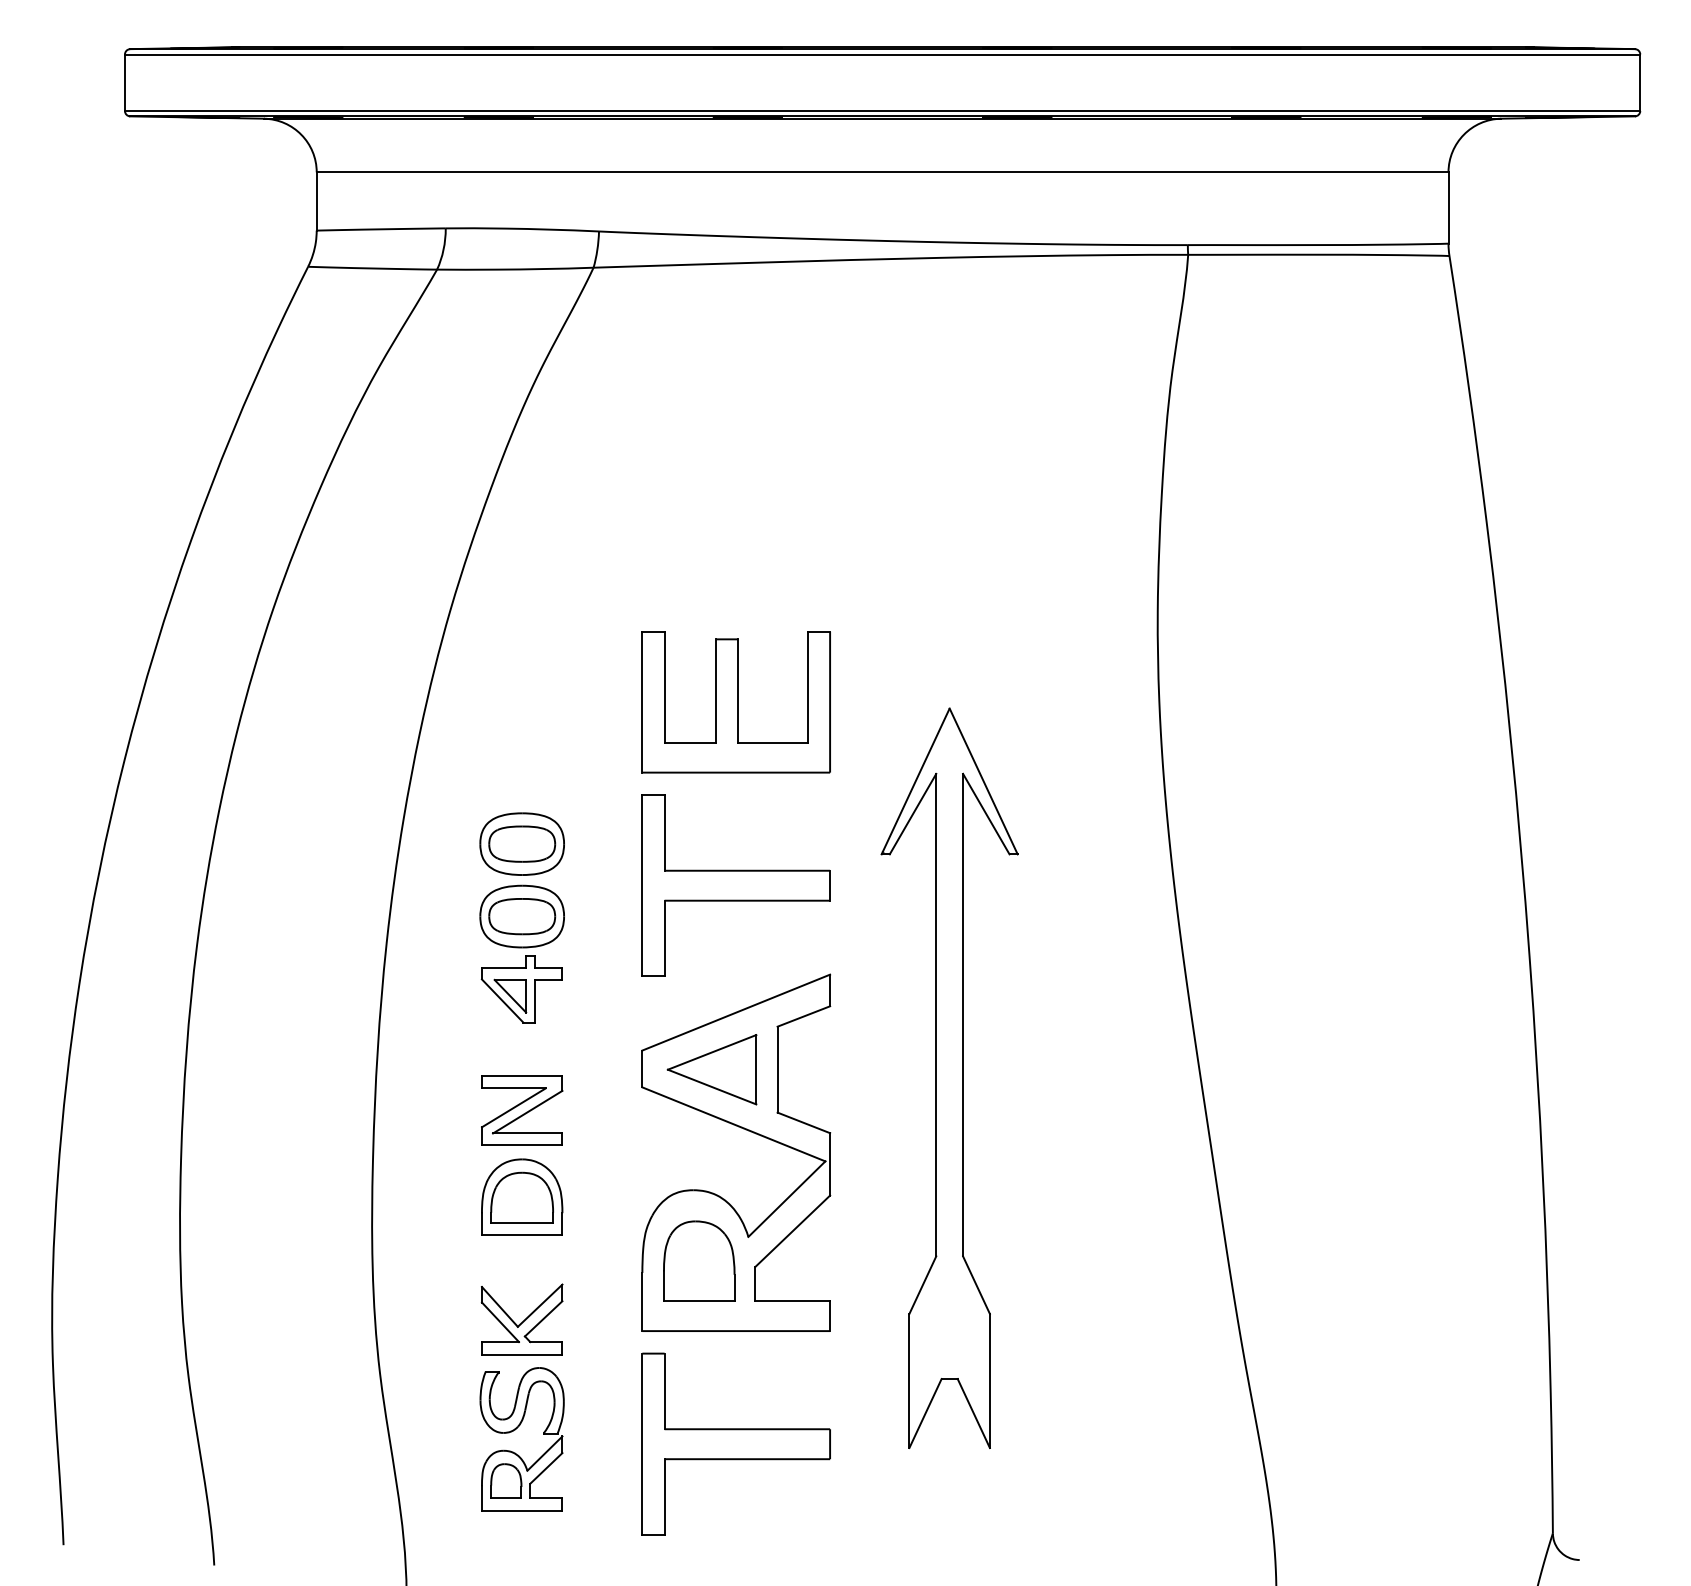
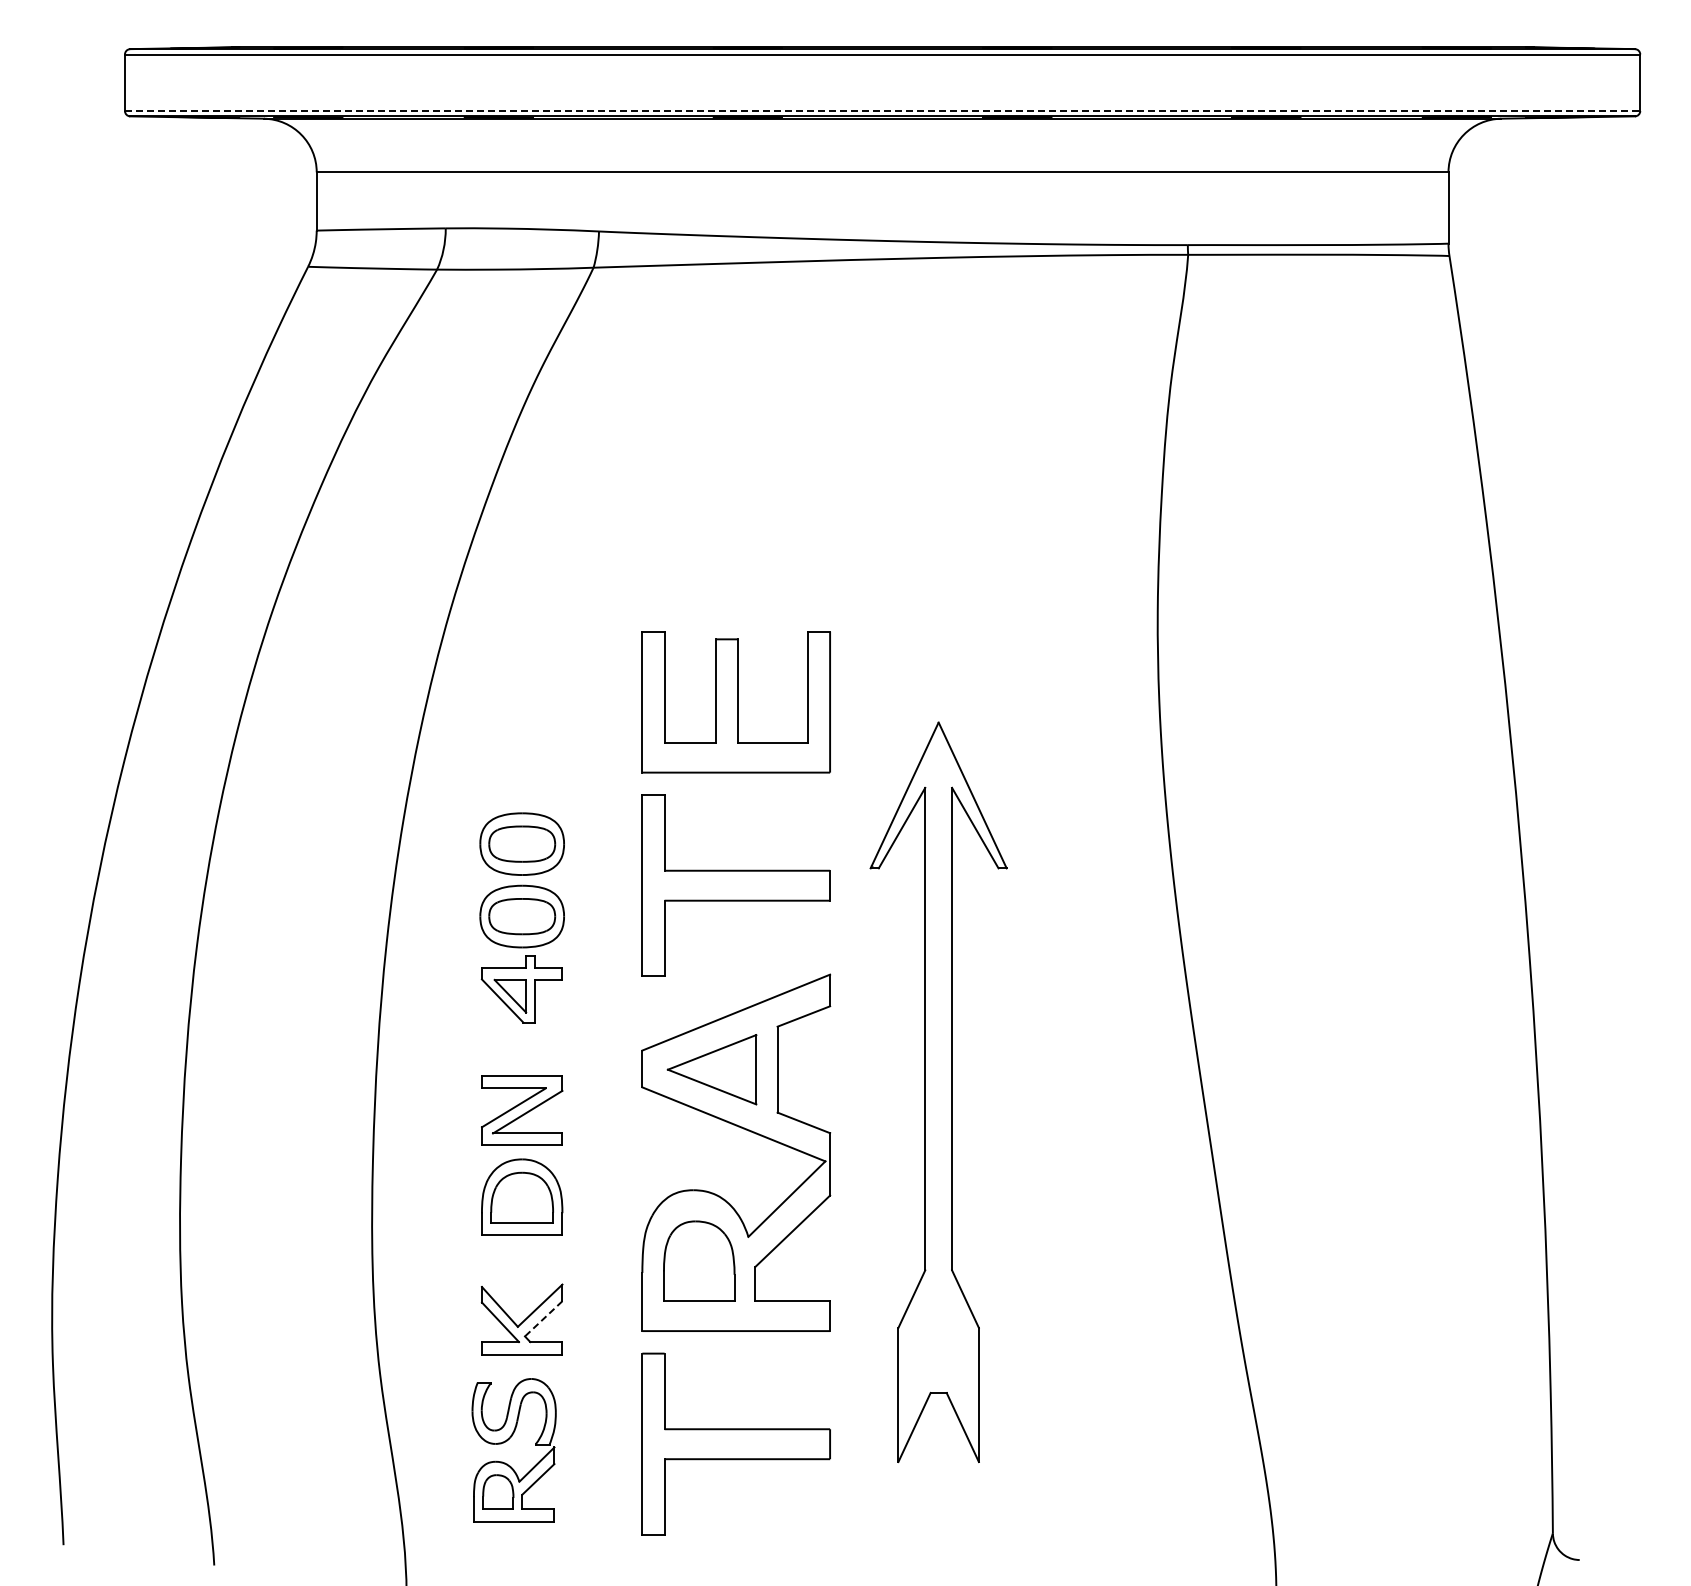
line: solid -> dashed (882, 111)
part position: (949, 1077) -> (938, 1091) (938, 1091)
line: solid -> dashed (543, 1318)
part position: (515, 1430) -> (507, 1441) (507, 1441)
